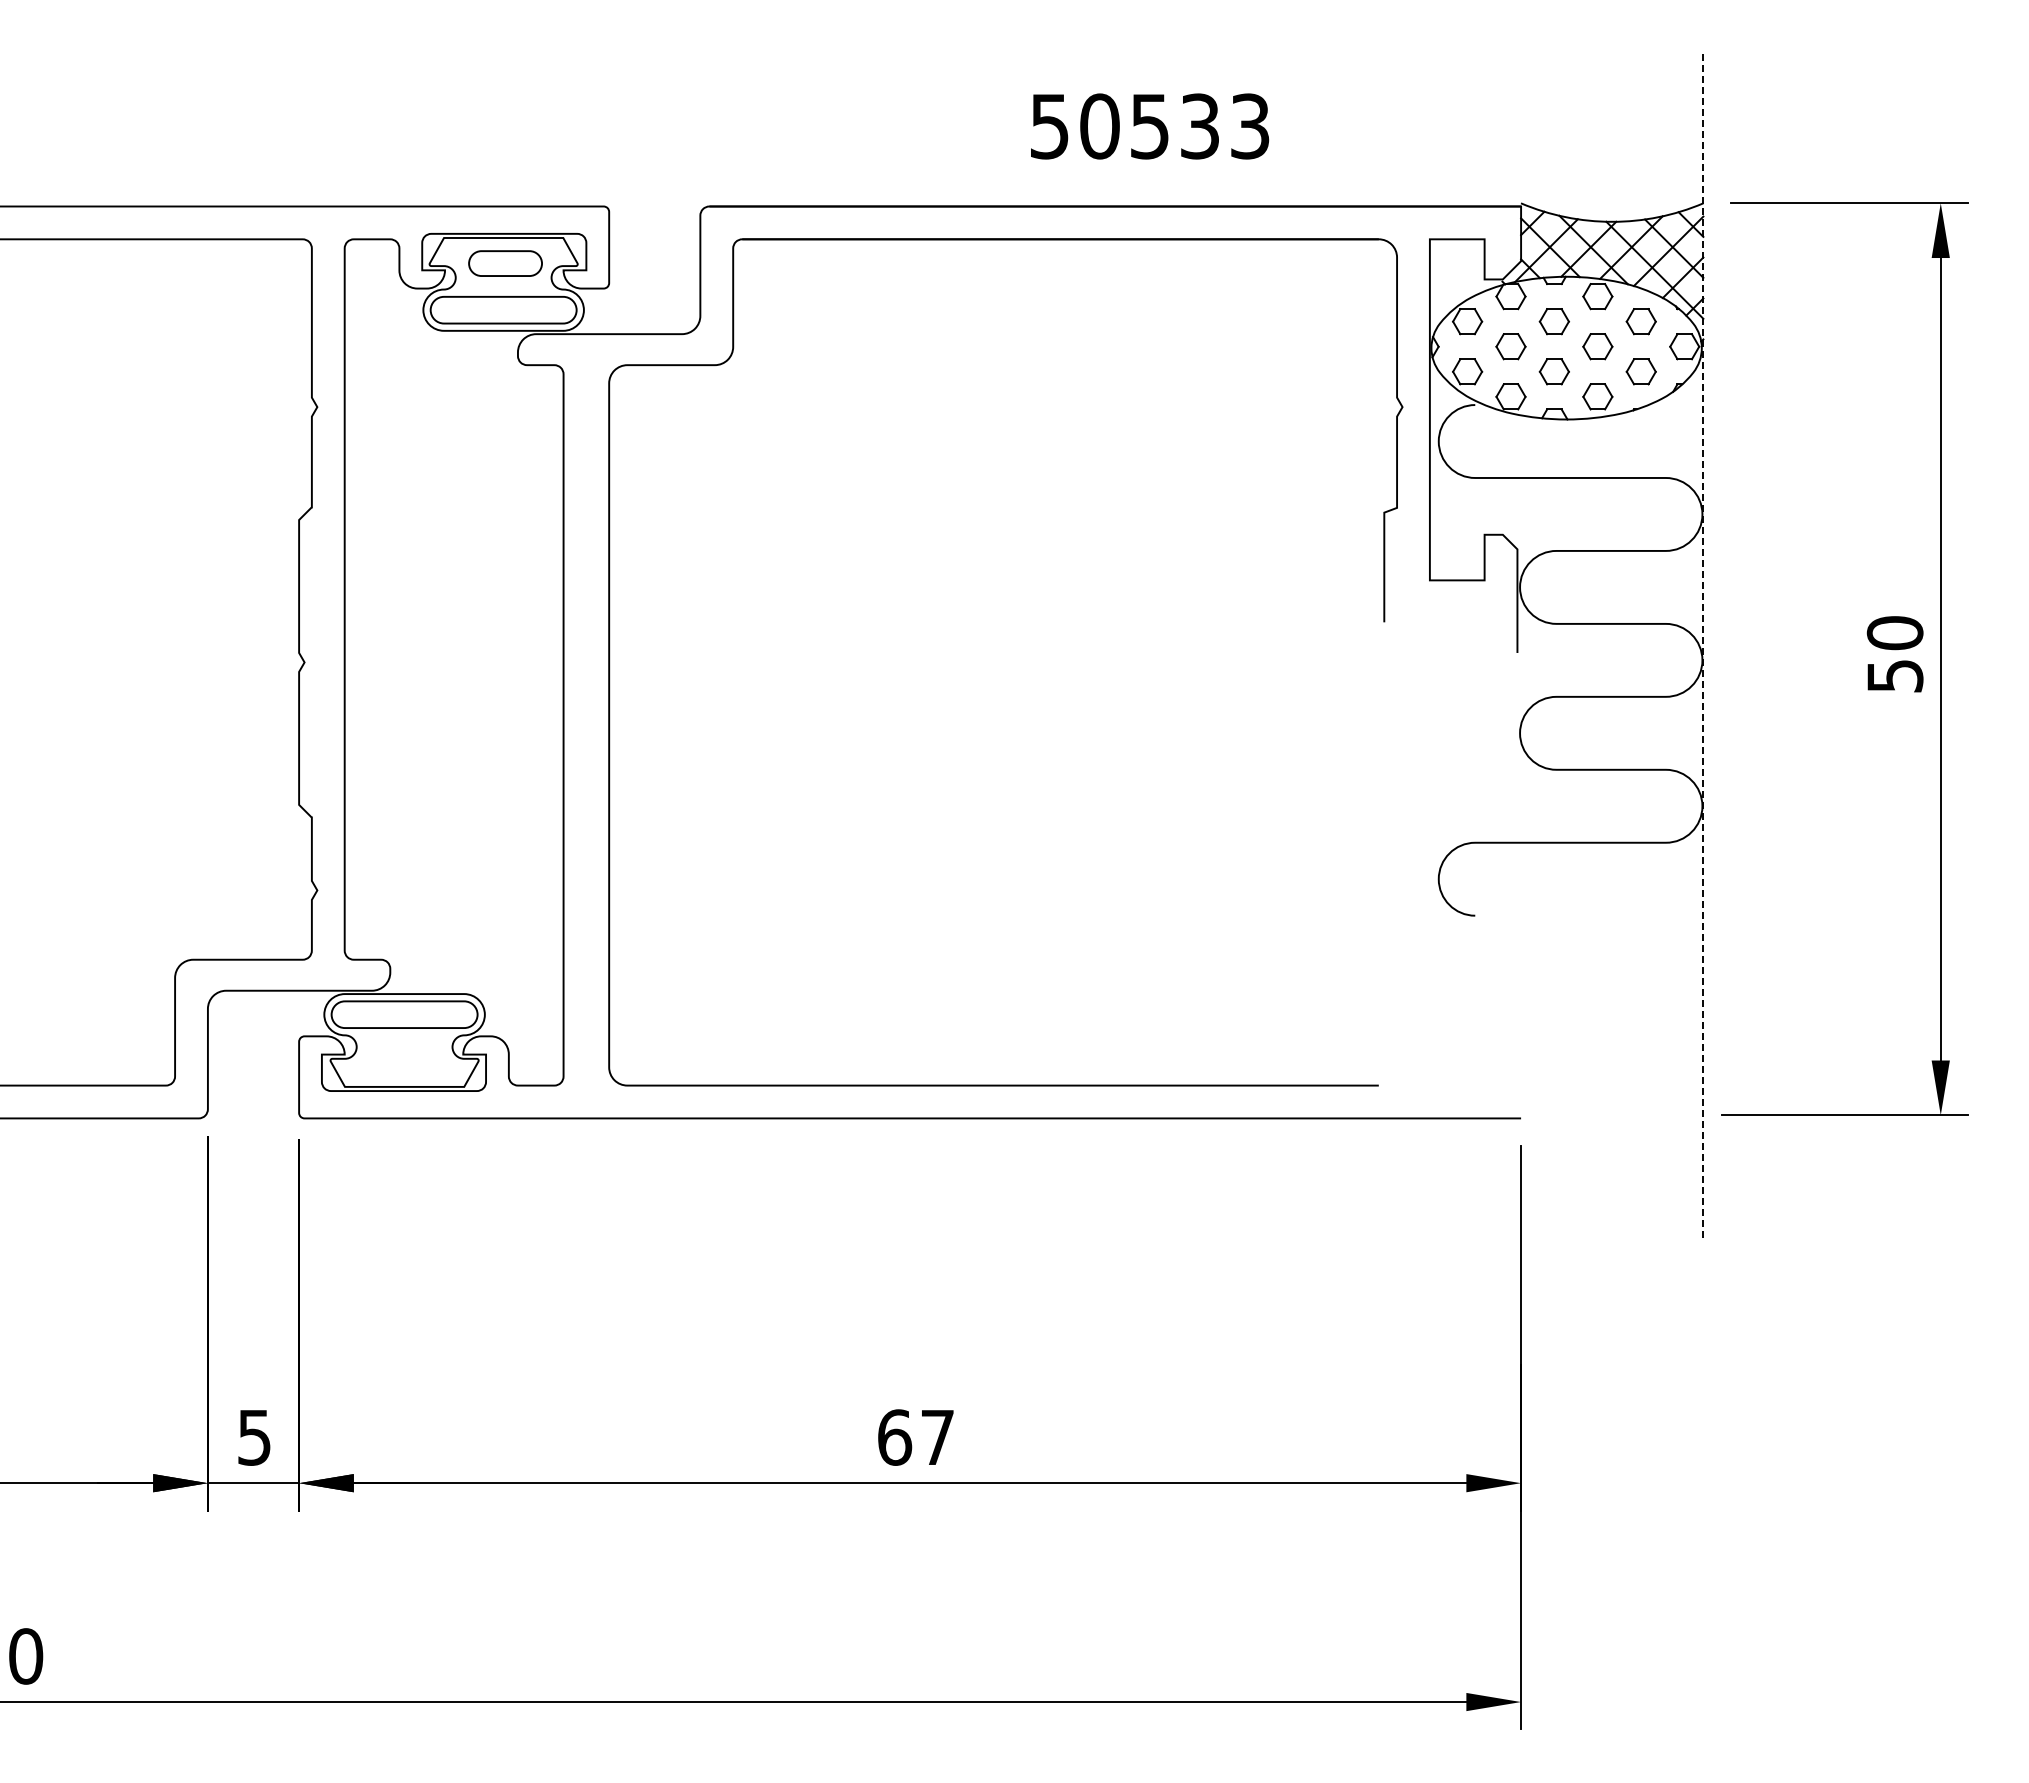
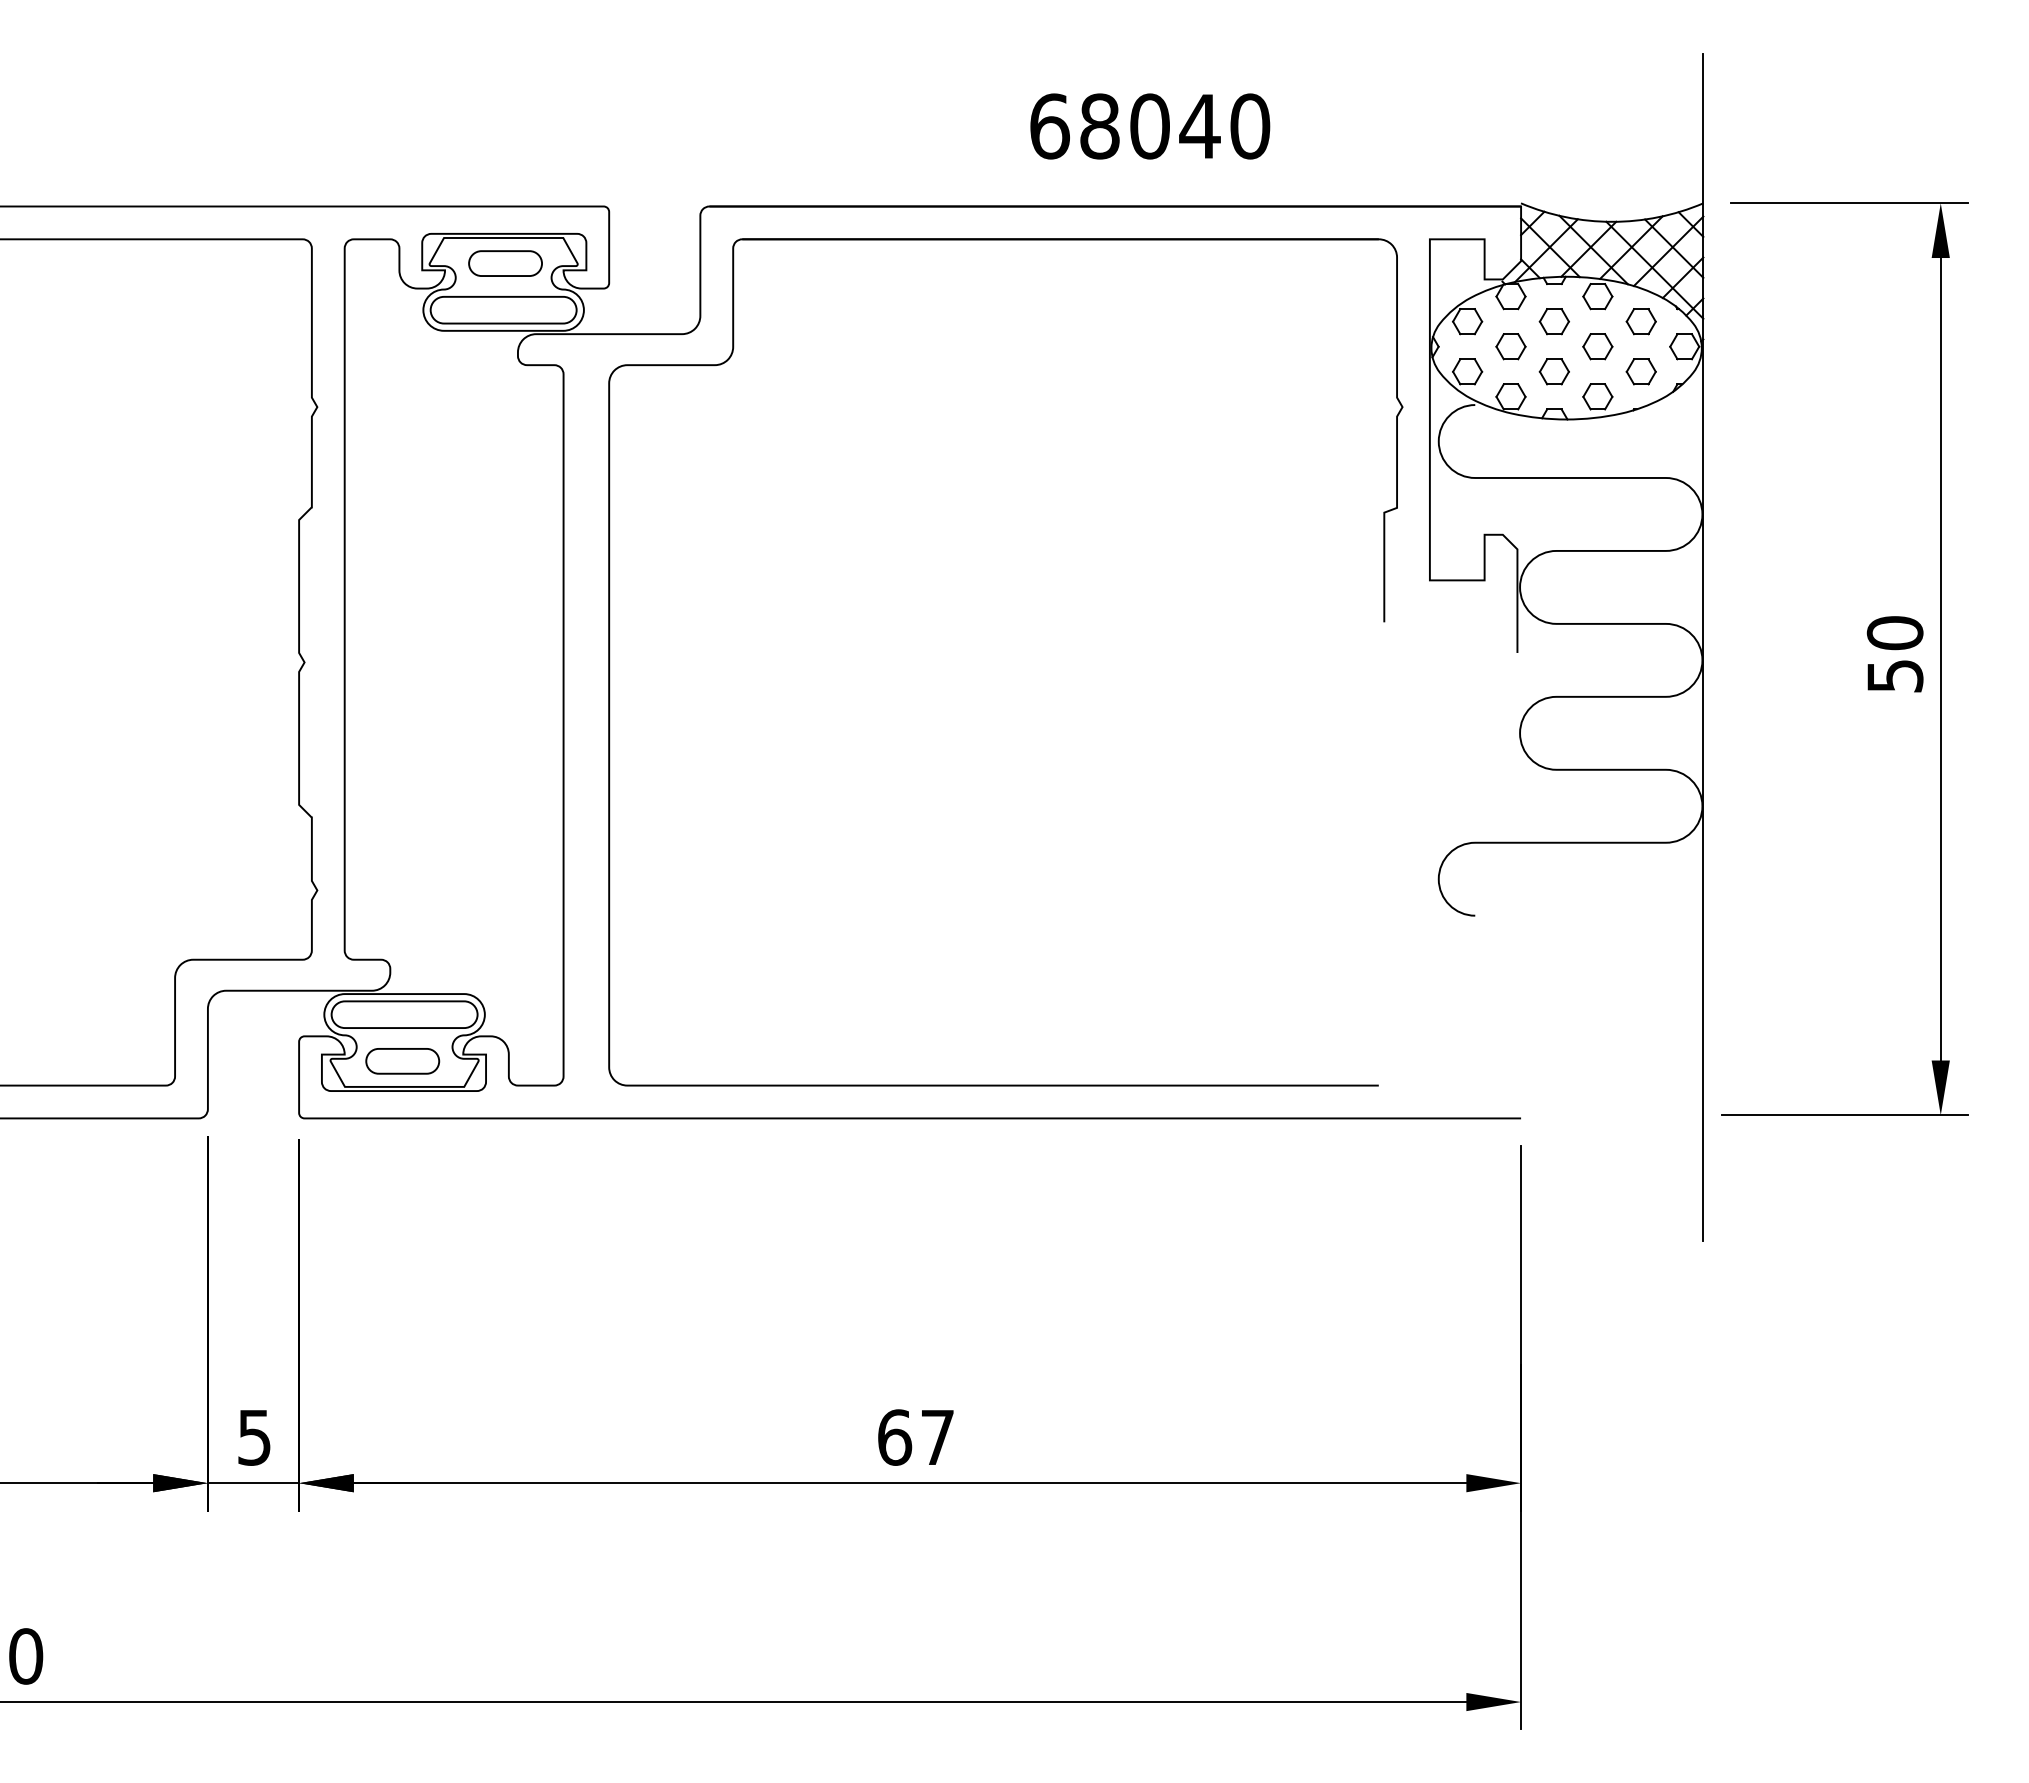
text: 50533 -> 68040 (1150, 126)
line: dashed -> solid (1703, 647)
part: none -> present (402, 1061)
